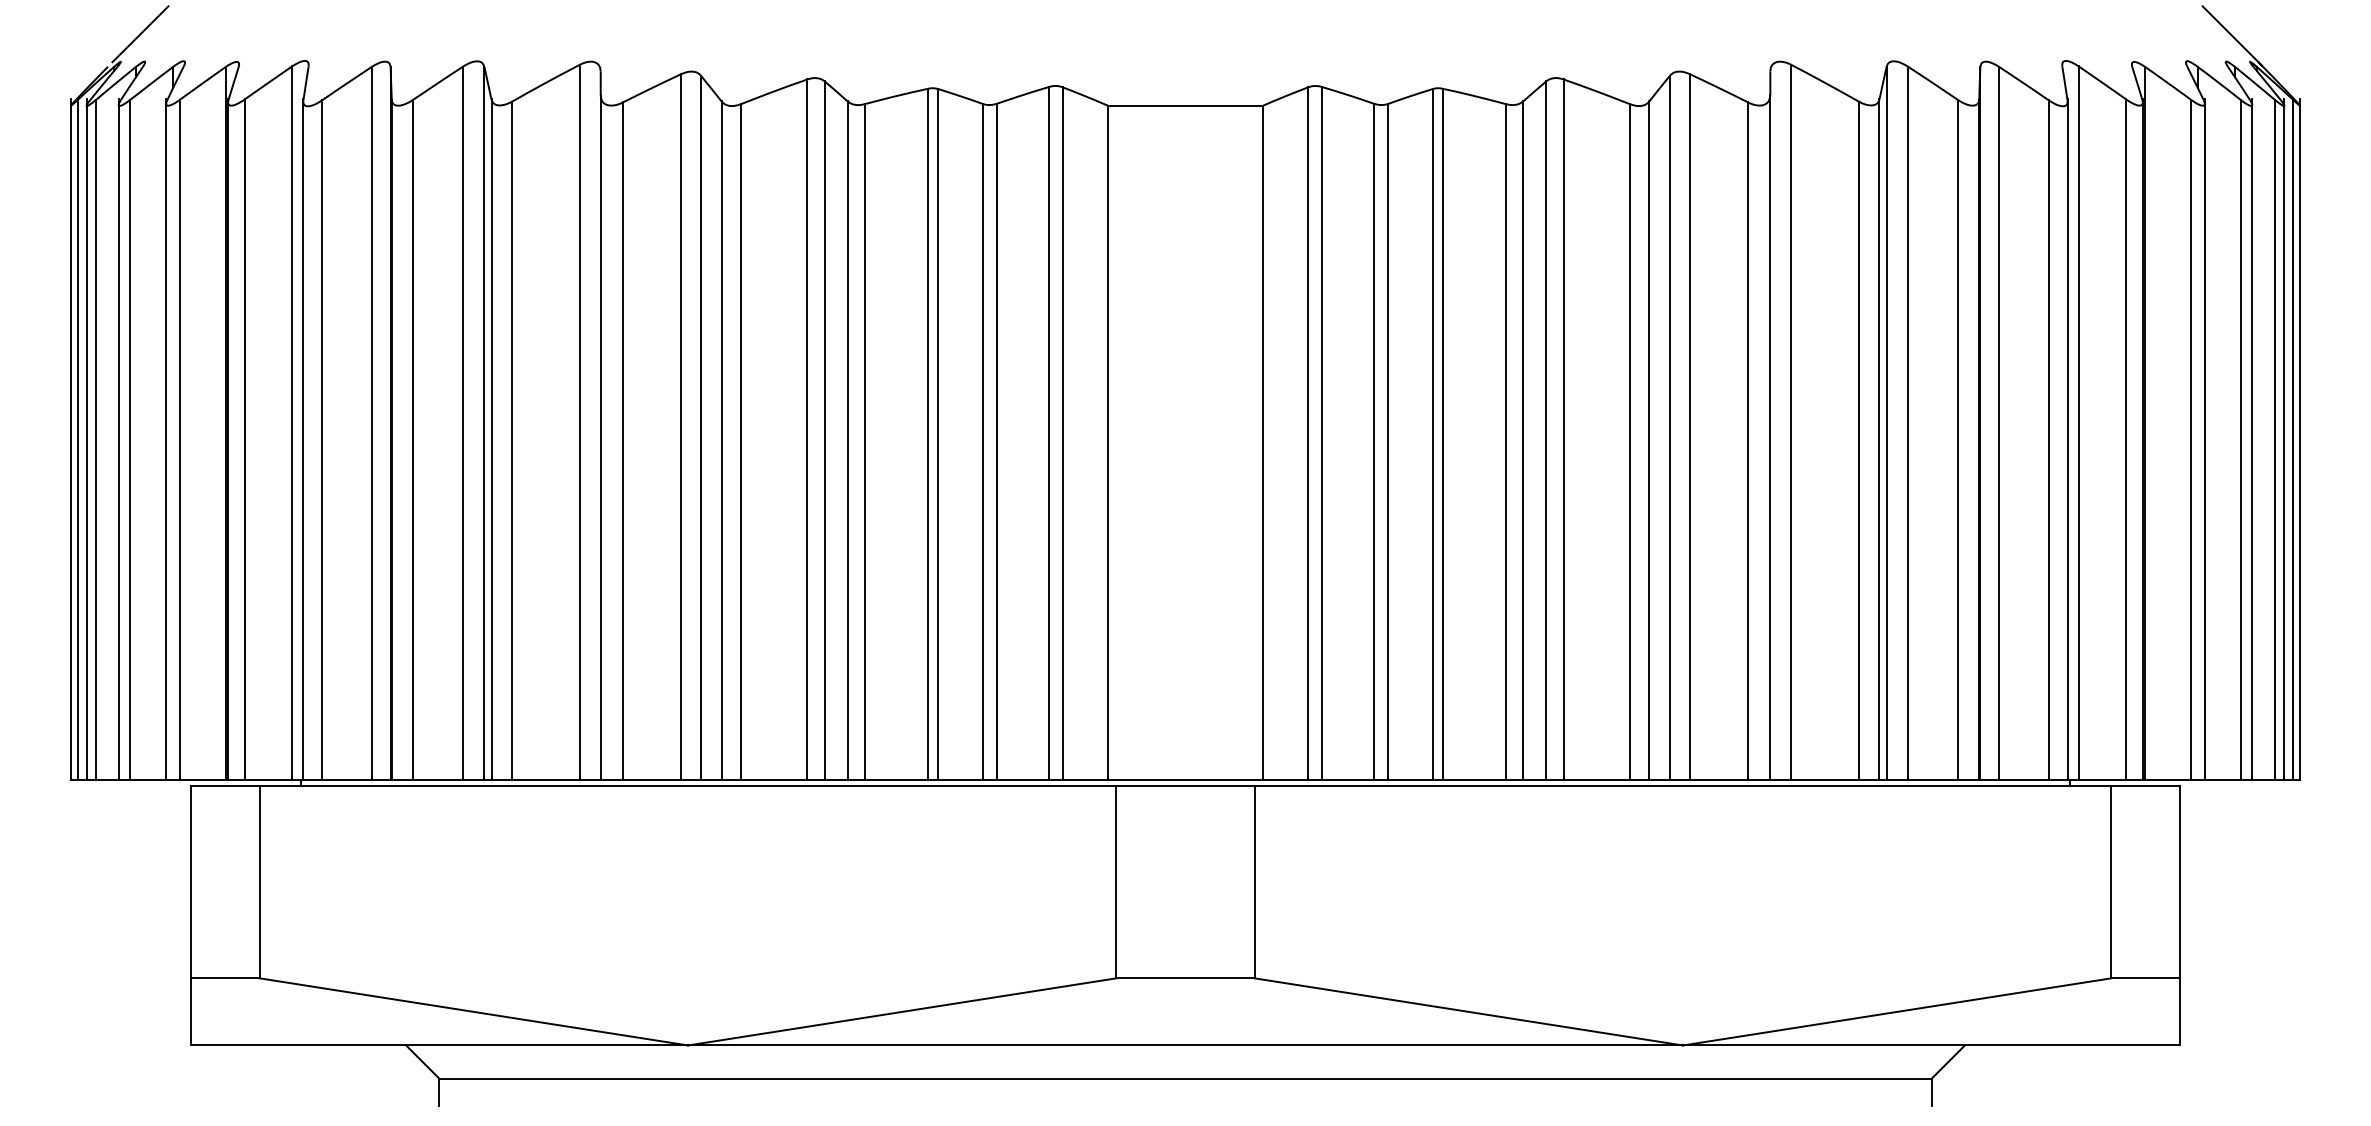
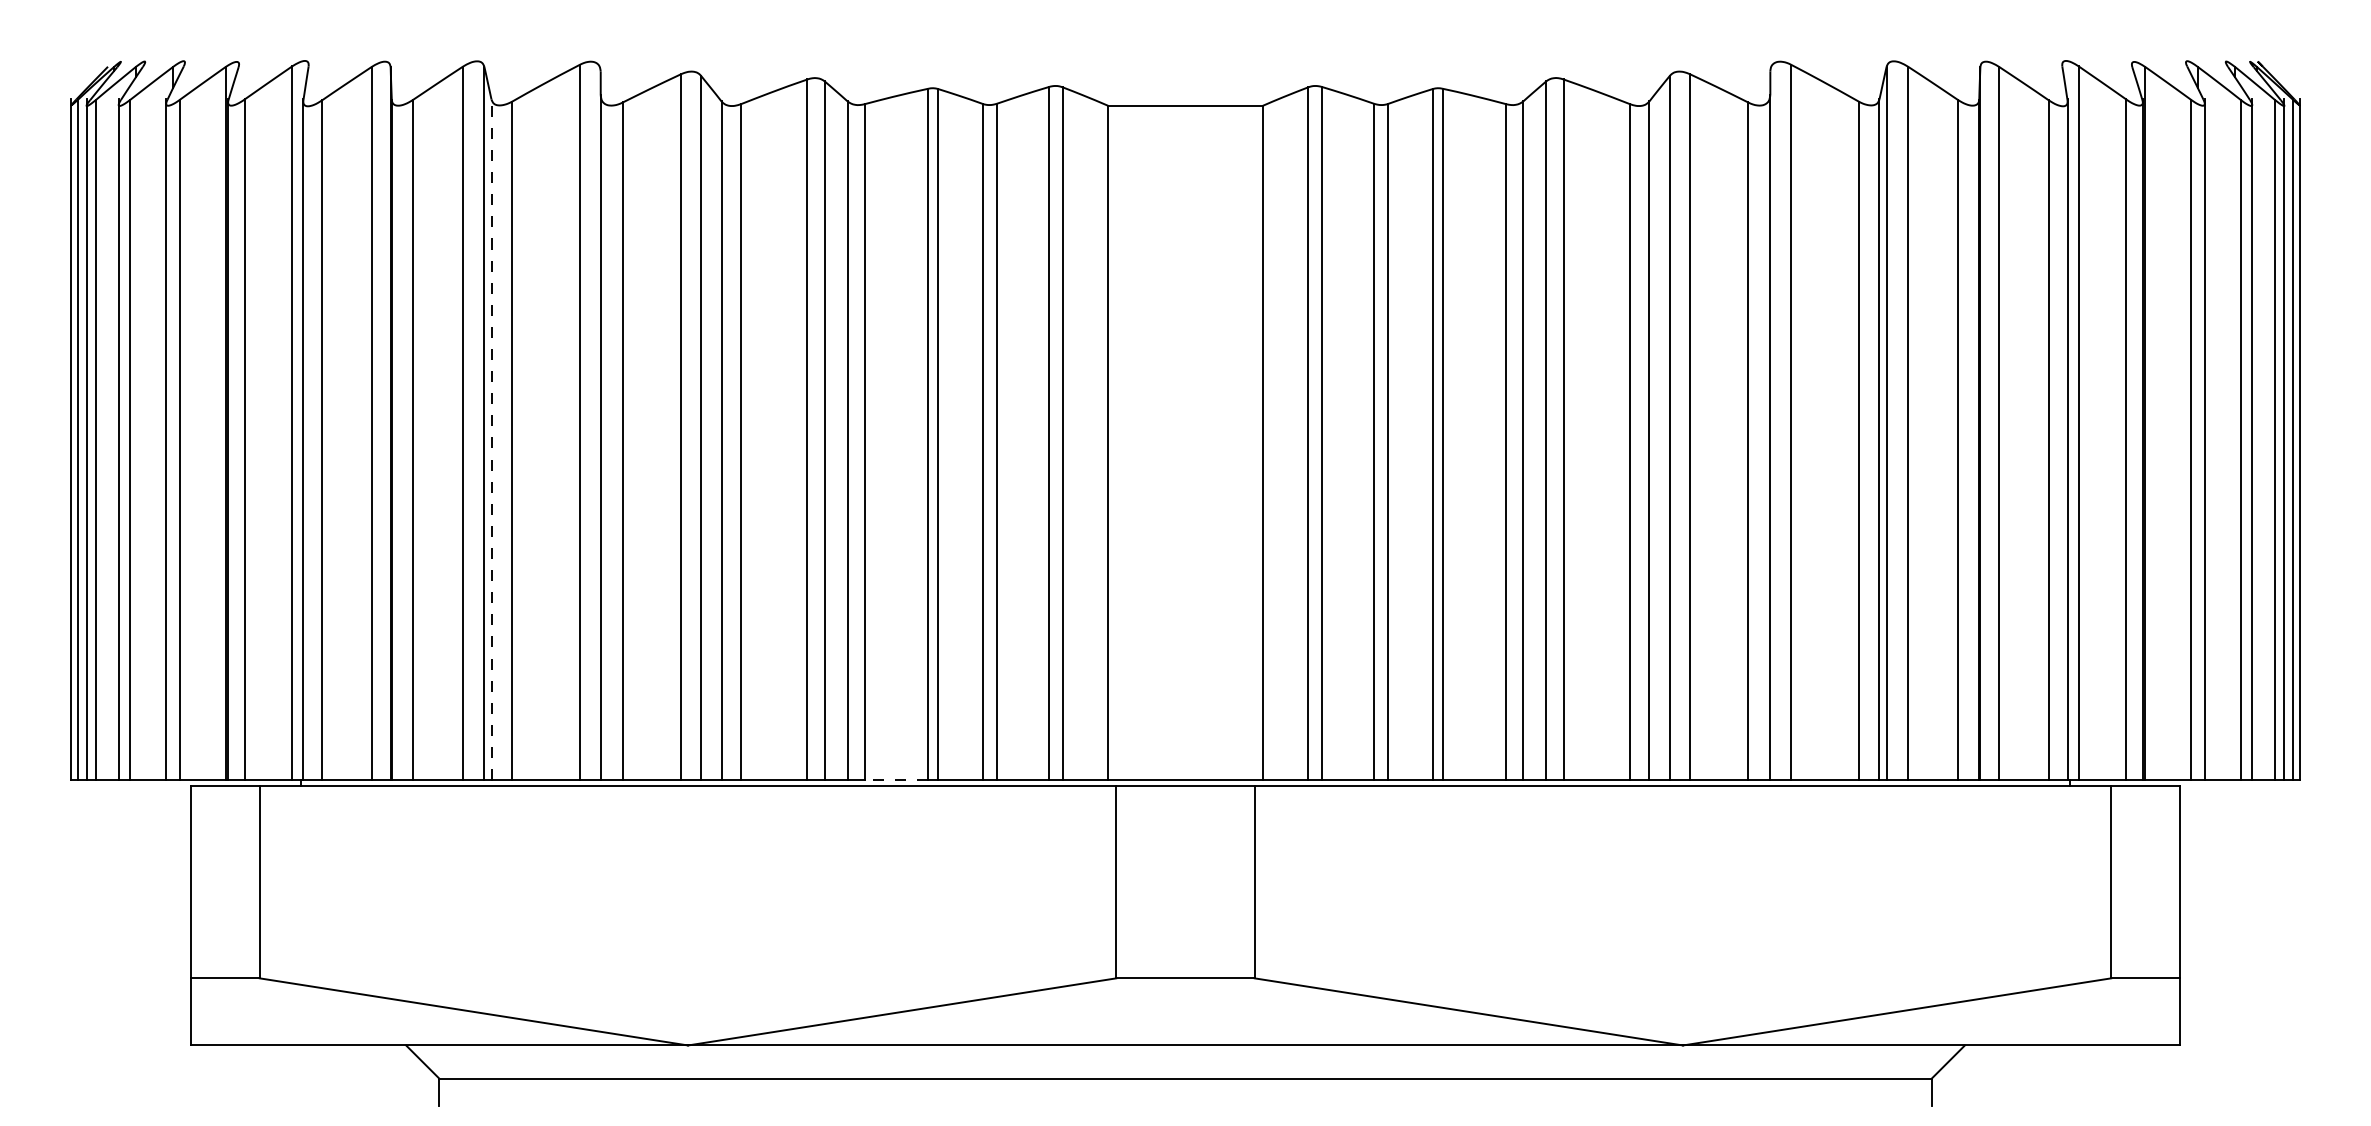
line: present -> none (2229, 33)
line: present -> none (140, 34)
line: solid -> dashed (491, 439)
line: solid -> dashed (896, 780)
